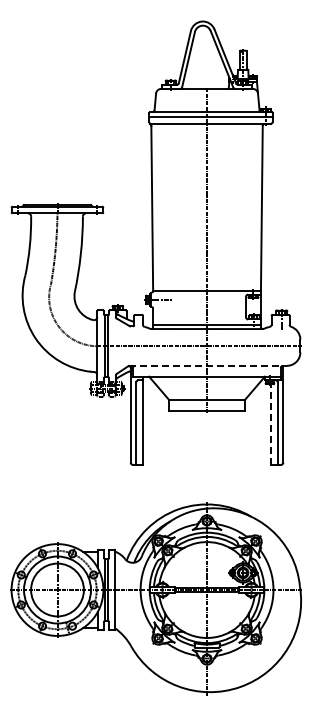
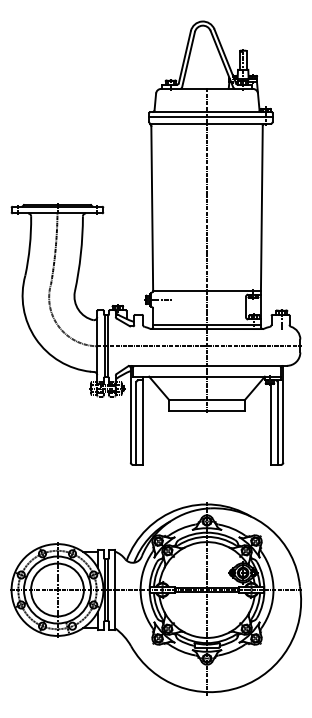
line: dashed -> solid (208, 365)
line: dashed -> solid (270, 423)
